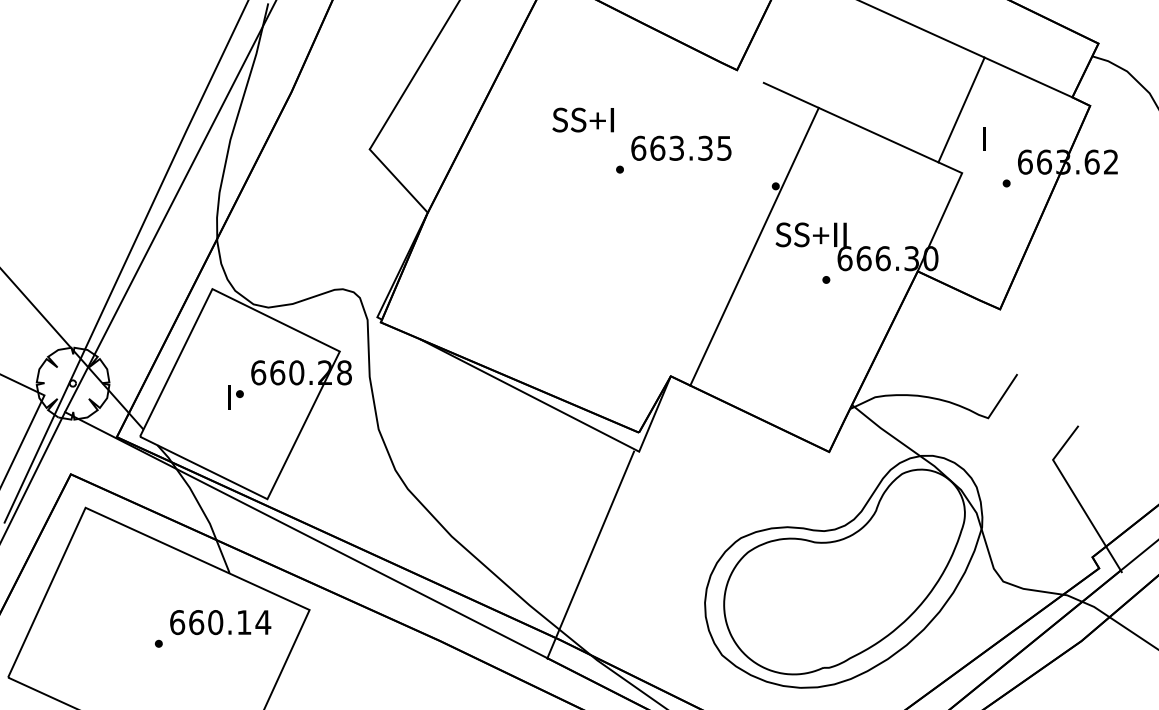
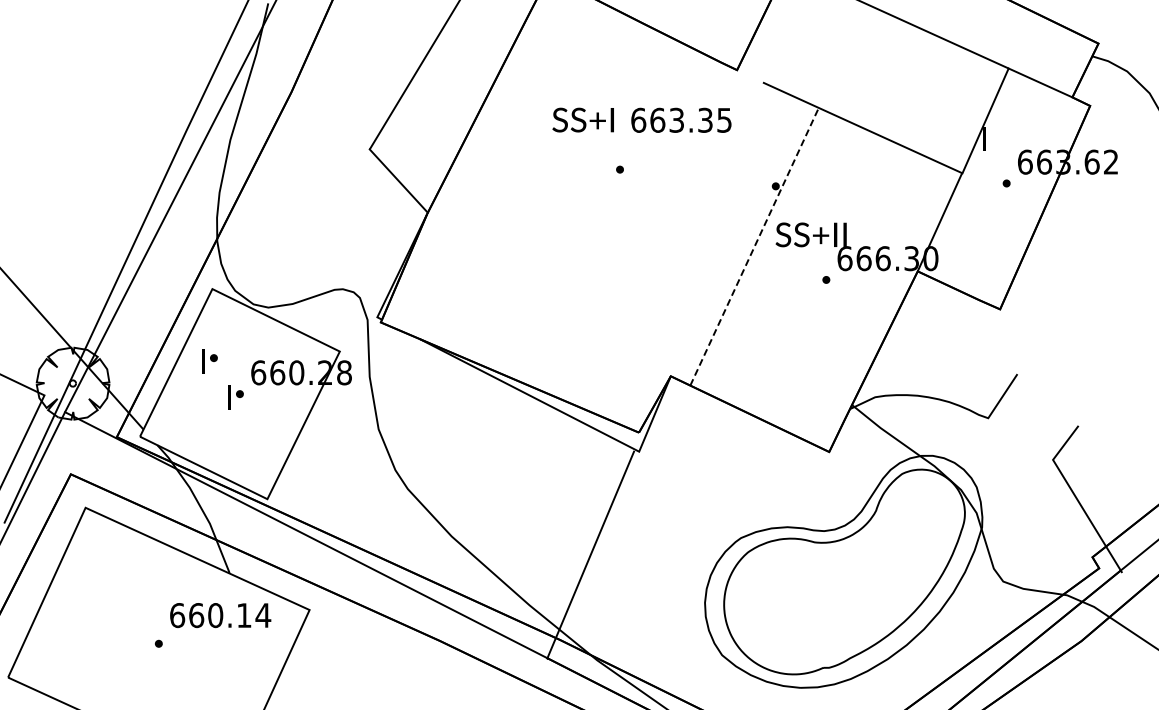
line position: (961, 109) -> (985, 120) (985, 120)
text position: (681, 147) -> (681, 119) (681, 119)
line: solid -> dashed (754, 246)
part: none -> present (209, 361)
text position: (220, 622) -> (220, 615) (220, 615)
